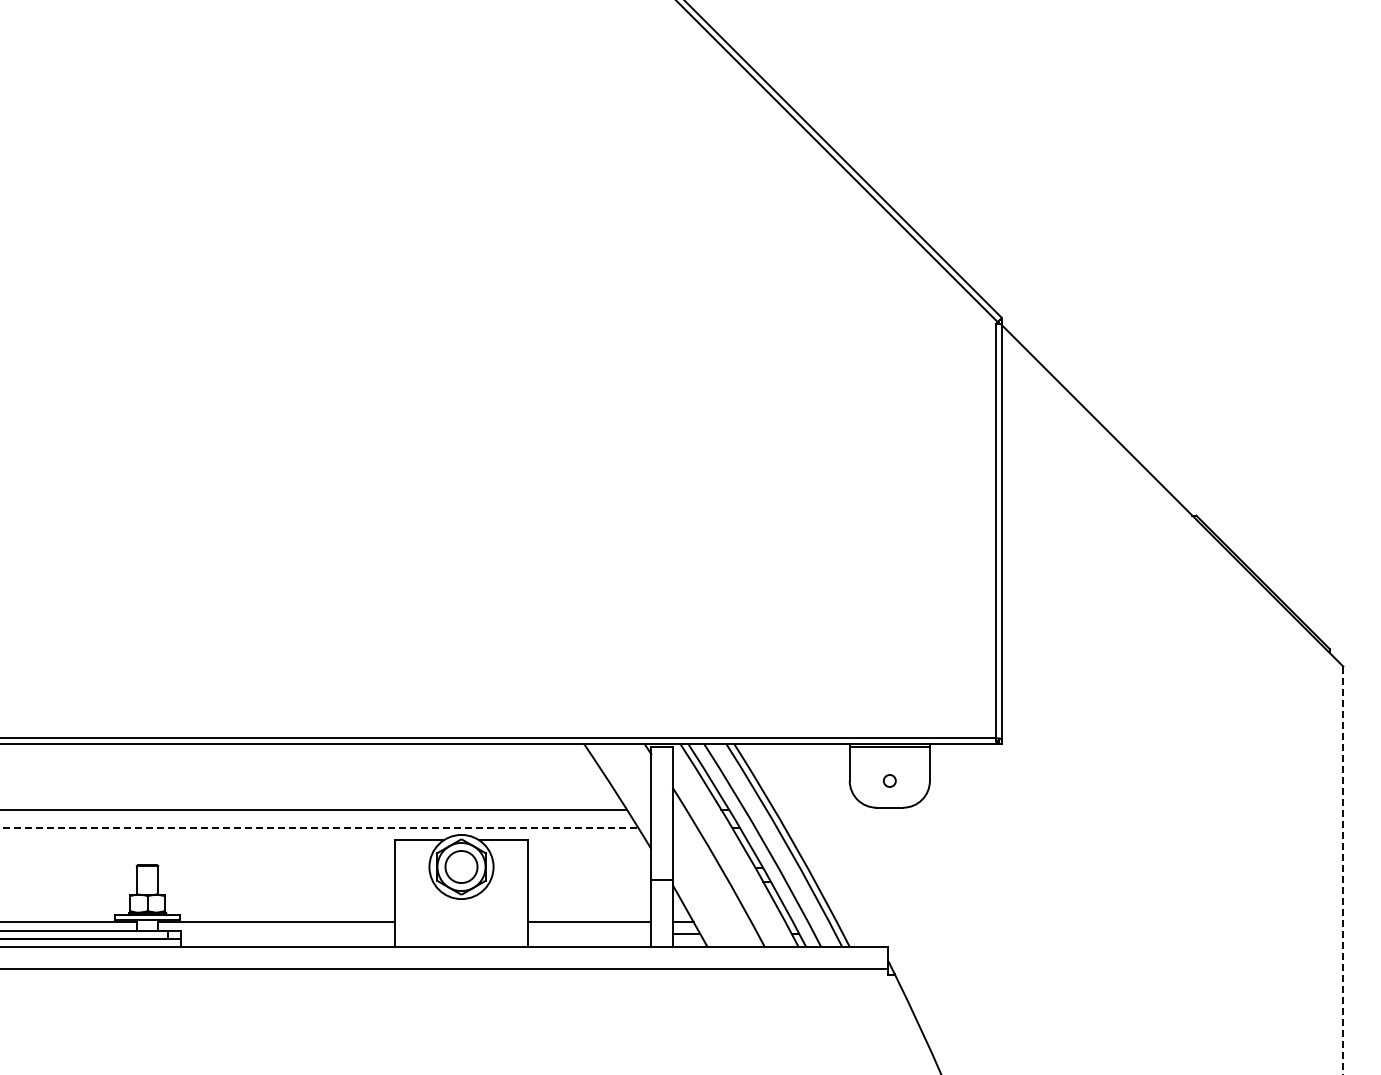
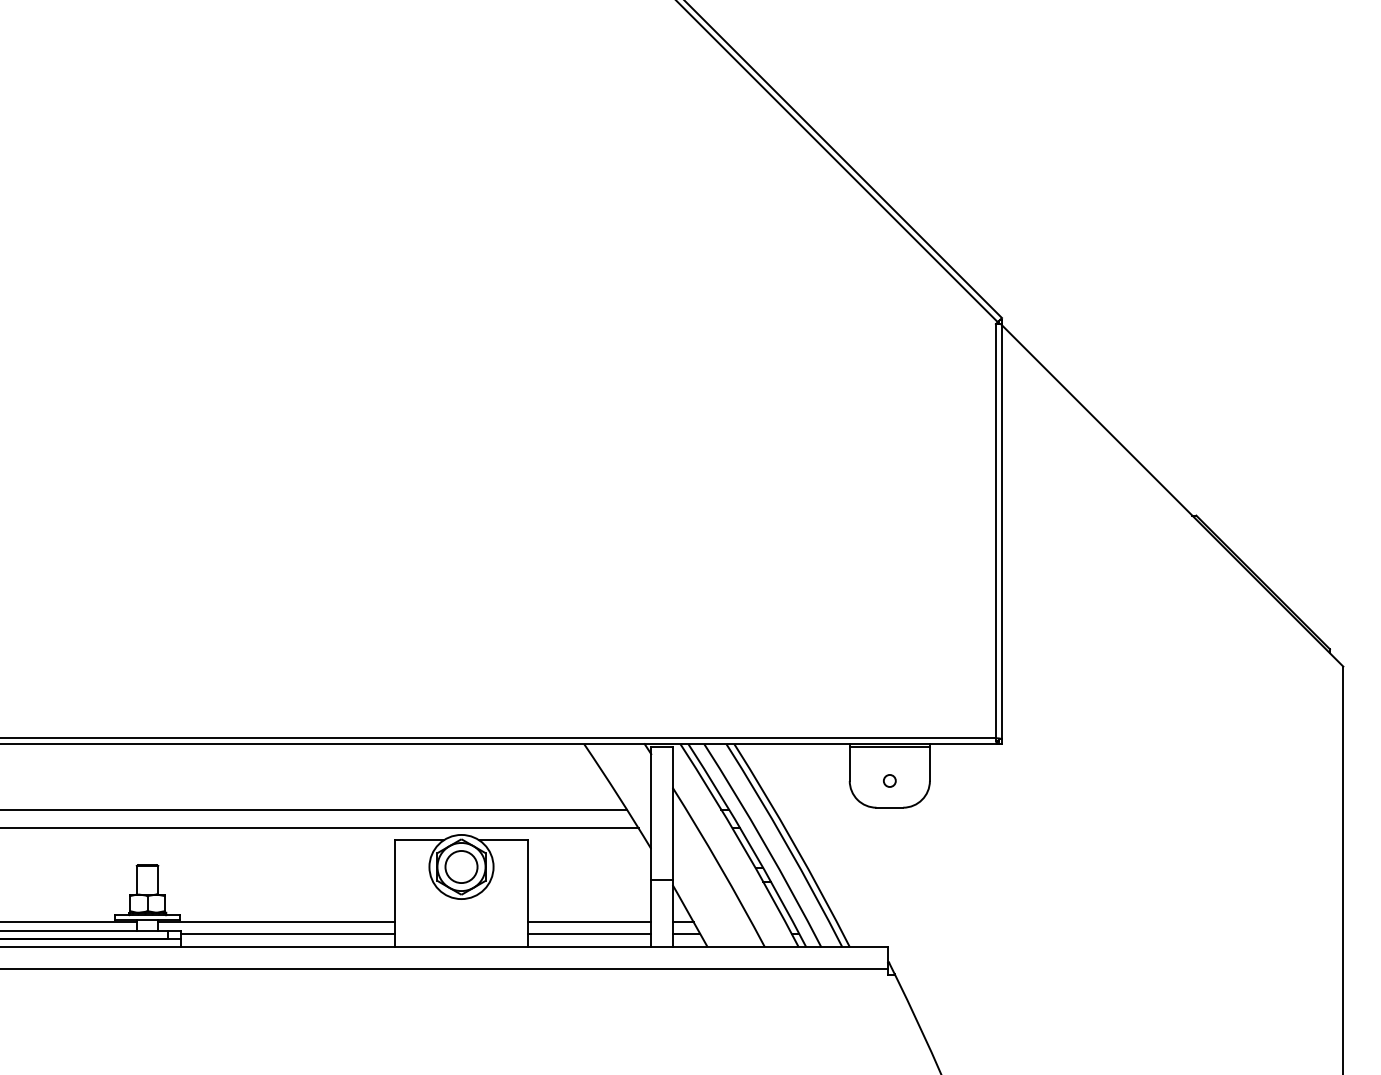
line: dashed -> solid (319, 828)
line: dashed -> solid (1343, 870)
line: none -> present (287, 933)
line: none -> present (589, 933)
